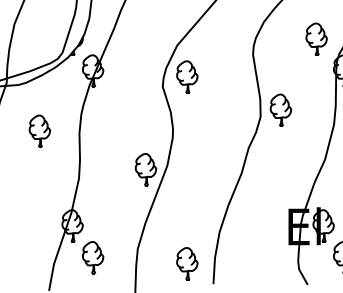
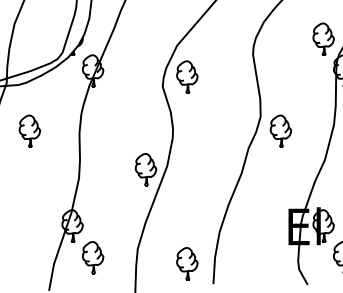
part position: (316, 38) -> (323, 38) (323, 38)
part position: (280, 109) -> (280, 130) (280, 130)
part position: (39, 130) -> (29, 130) (29, 130)
